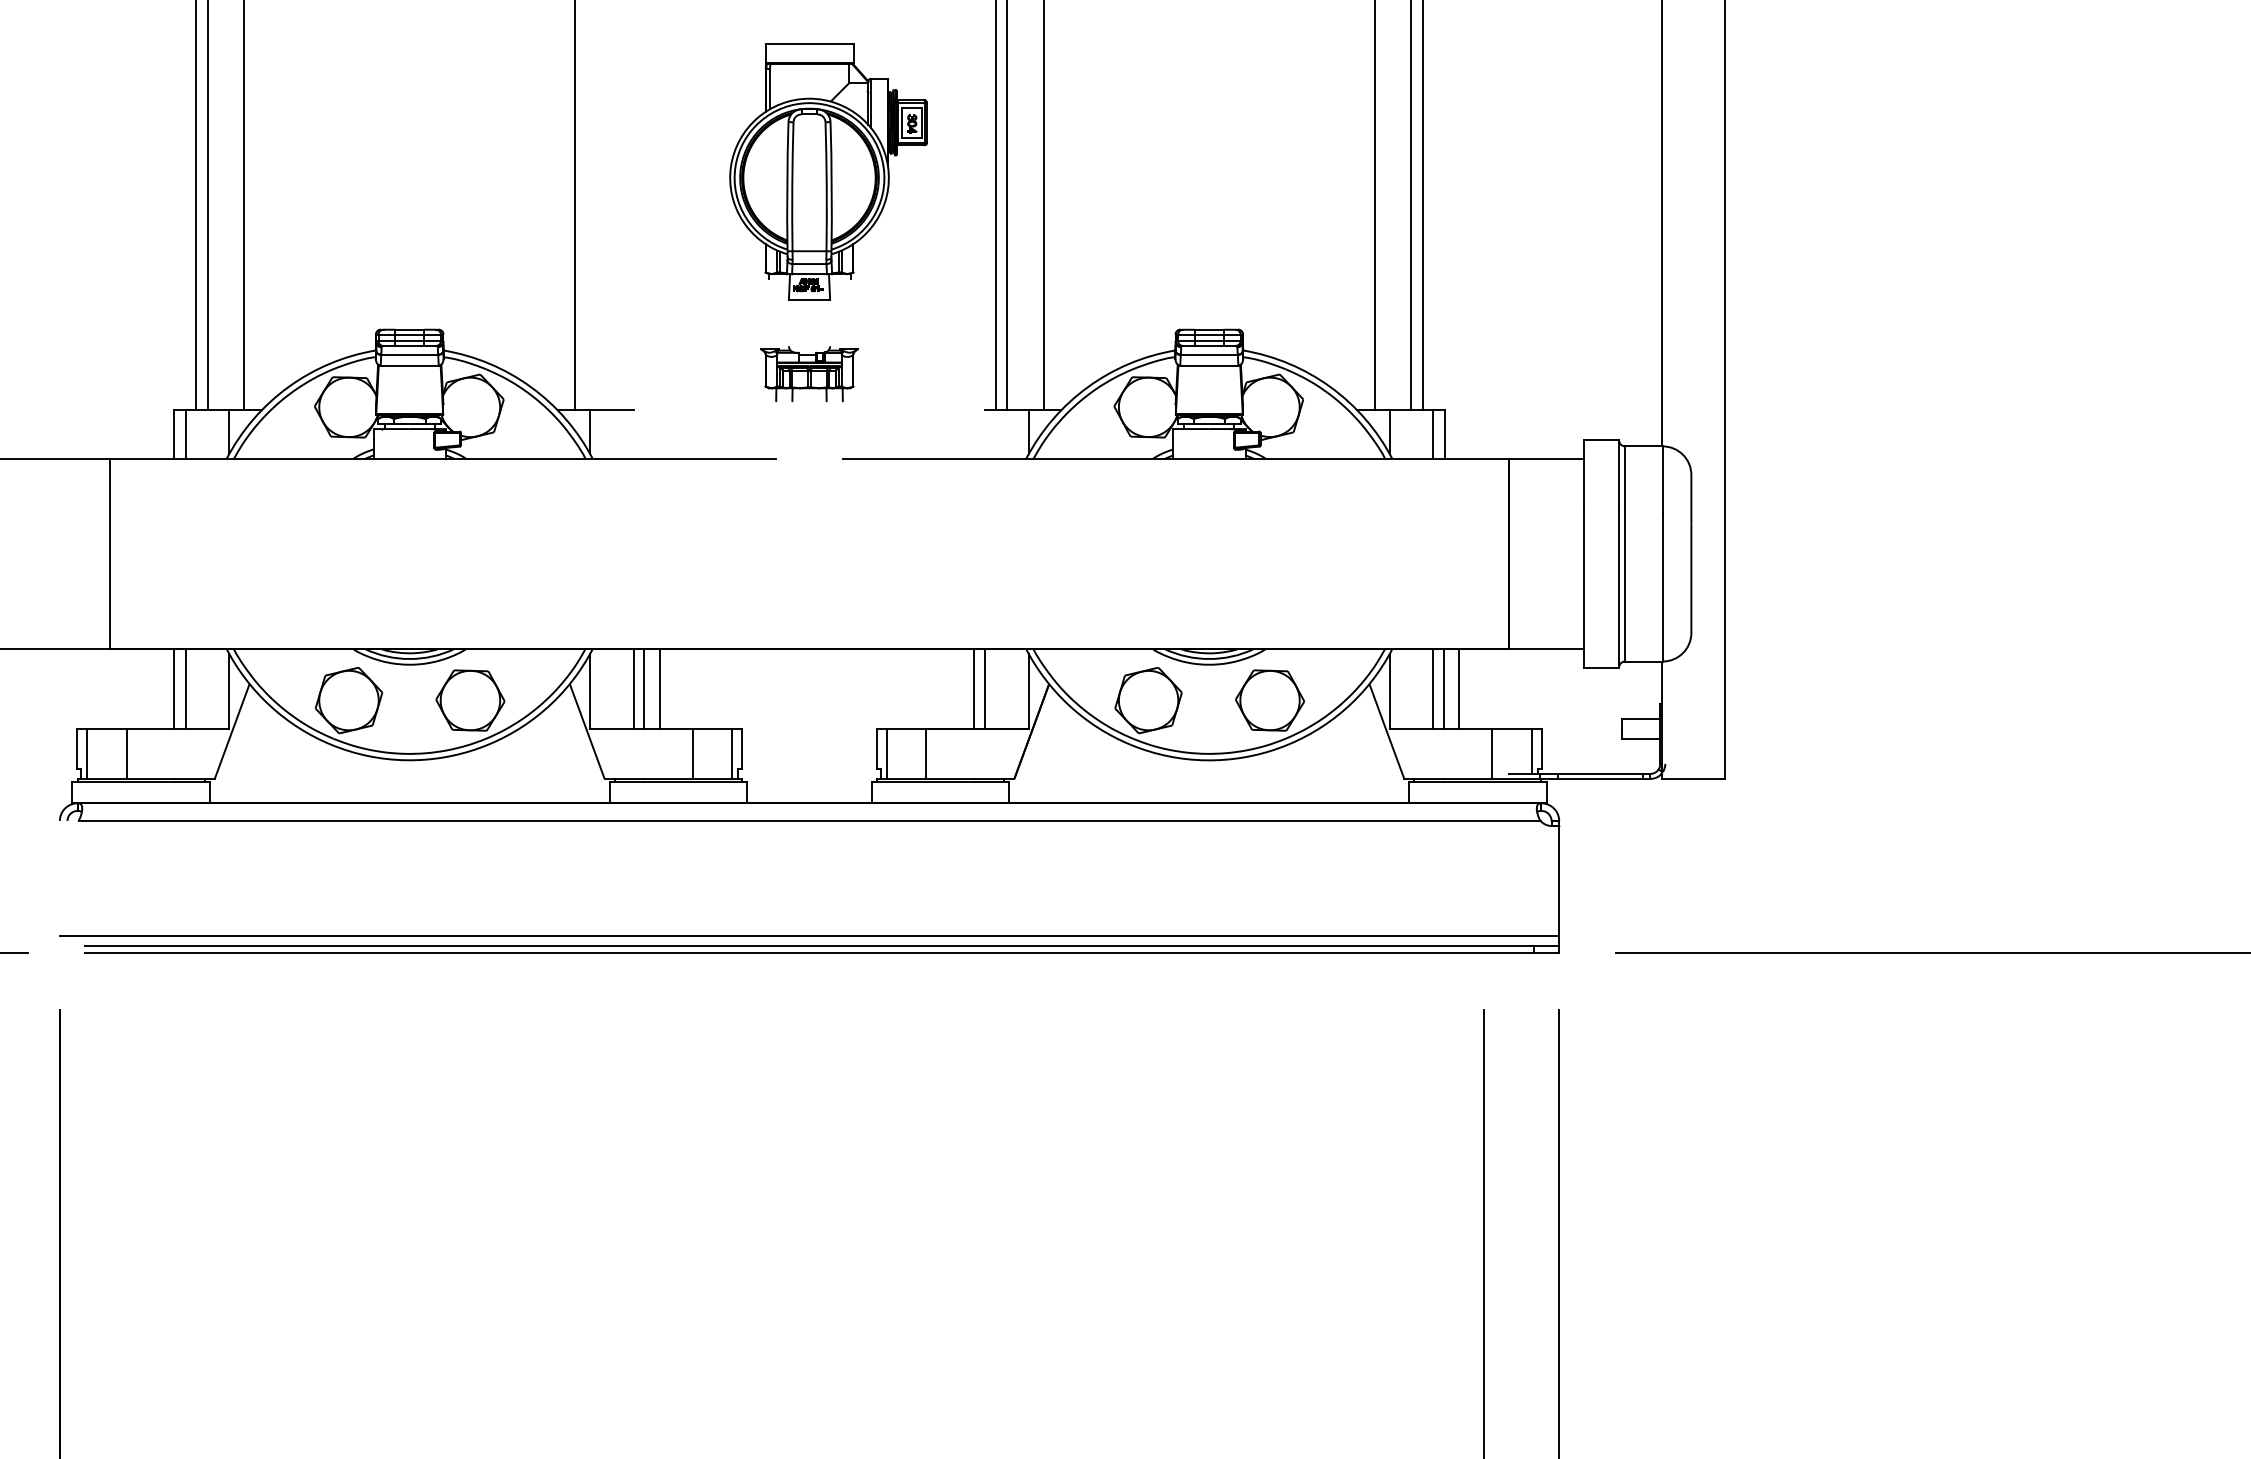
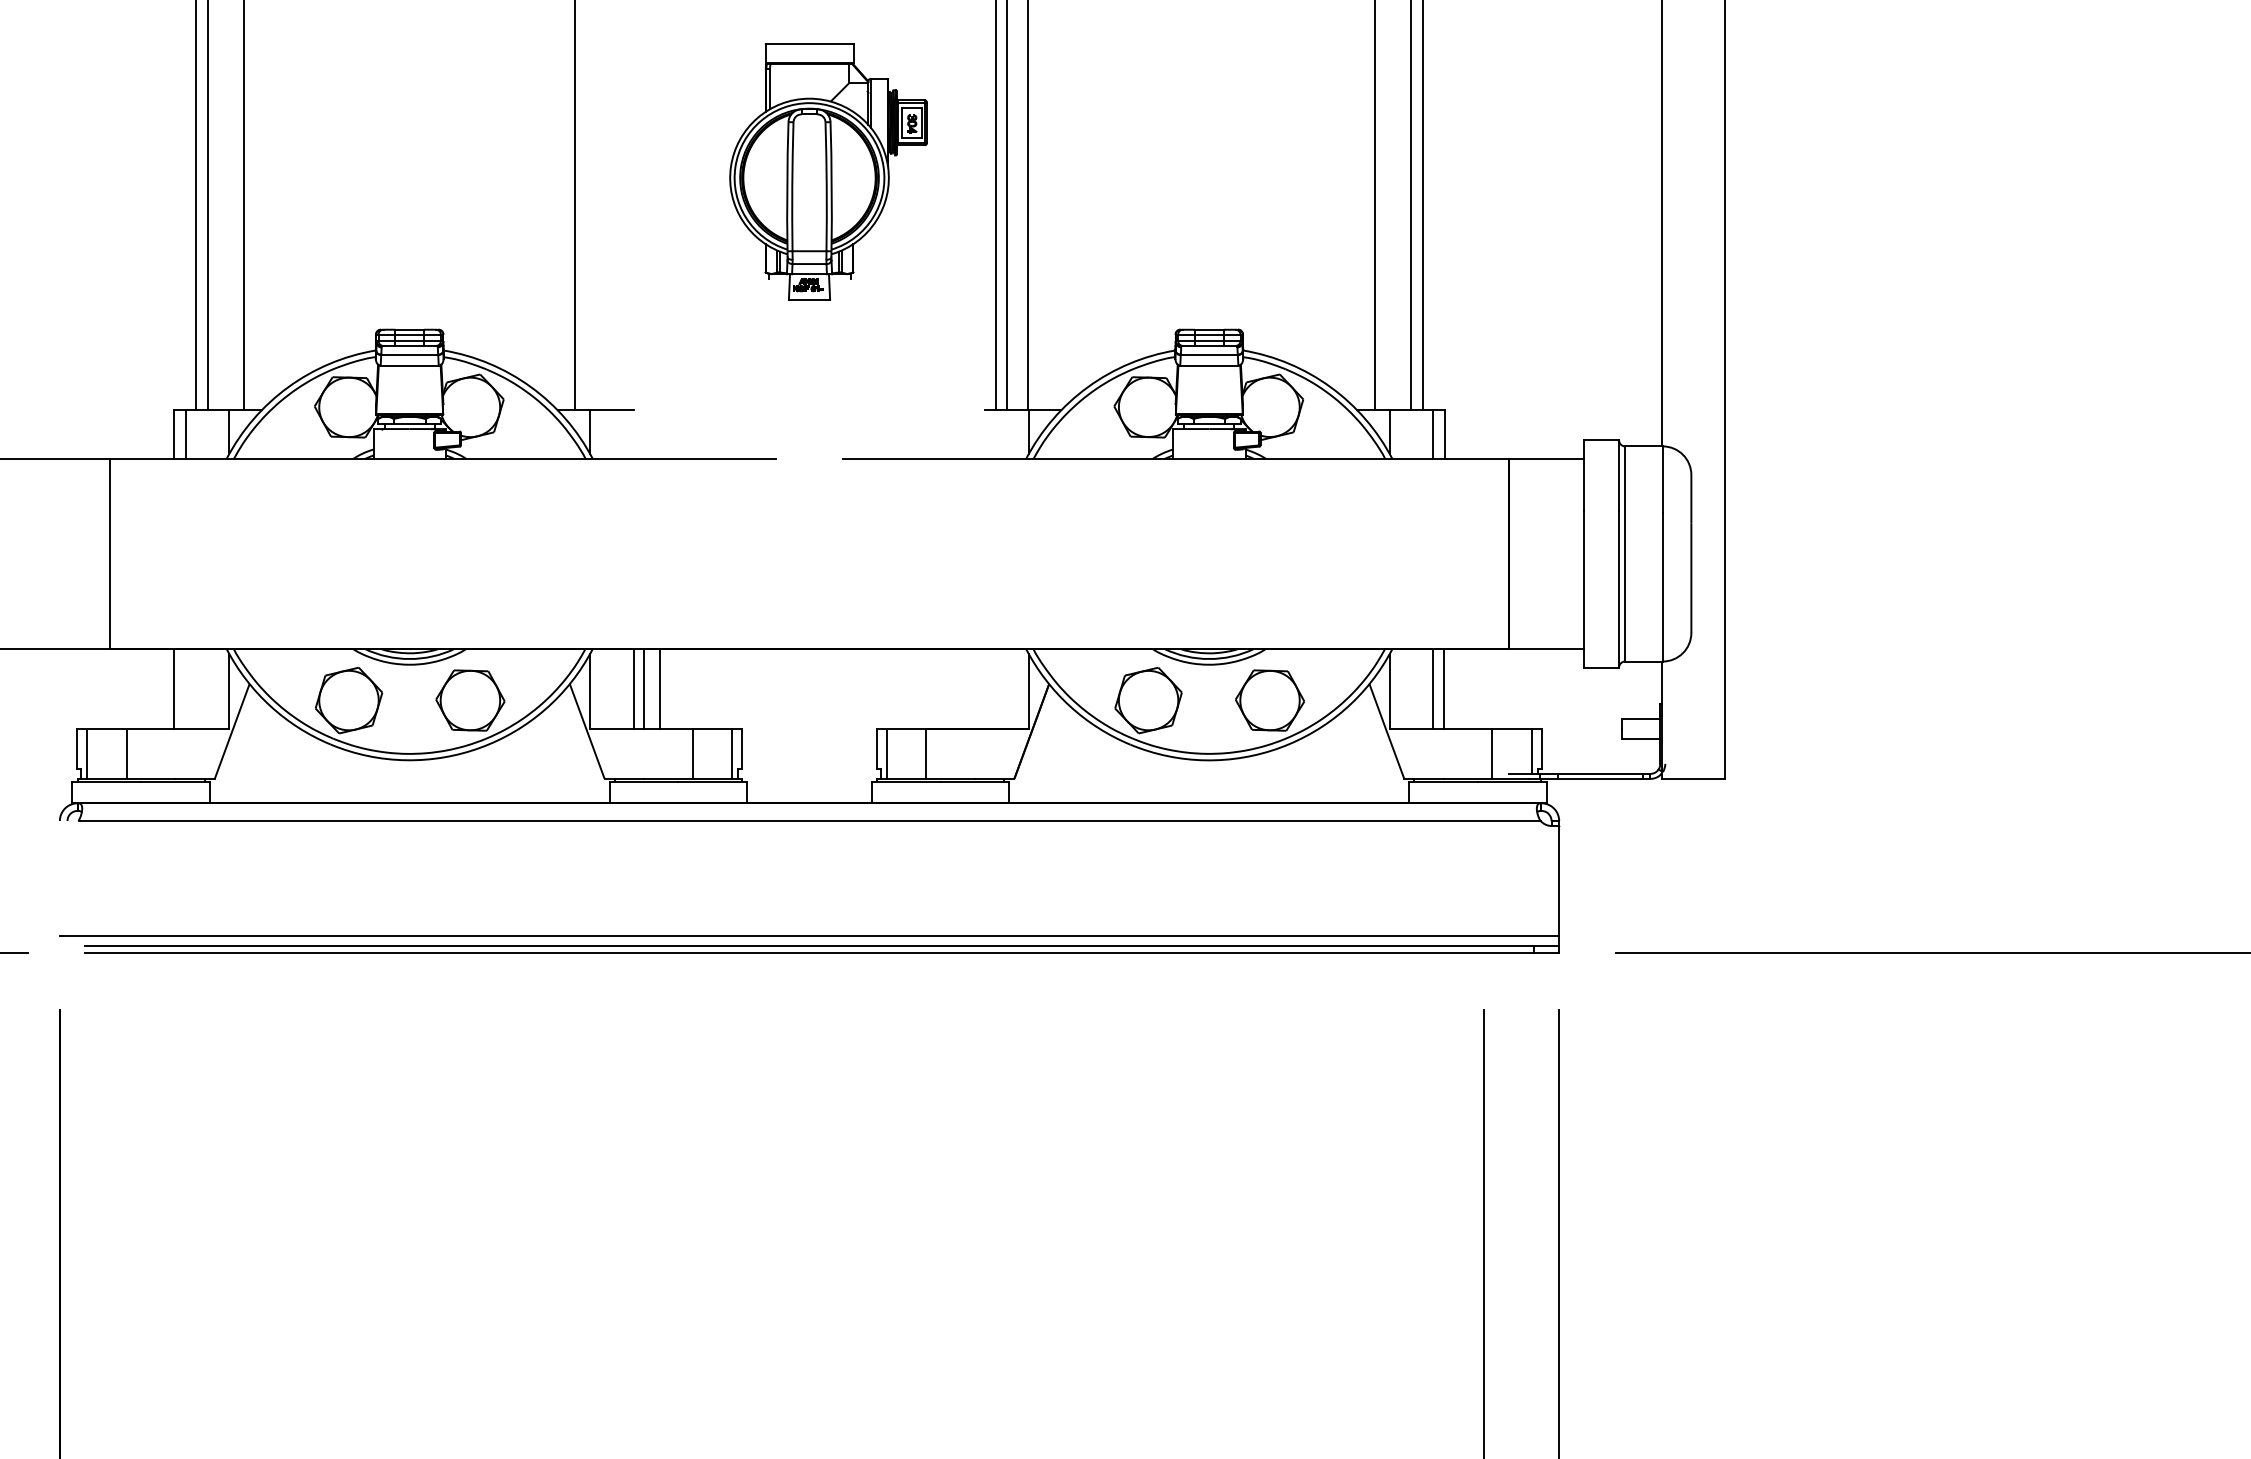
line position: (1043, 206) -> (1027, 206) (1027, 206)
part: present -> none (809, 373)
line: present -> none (185, 688)
line: present -> none (973, 688)
line: present -> none (985, 688)
line: present -> none (1459, 688)
